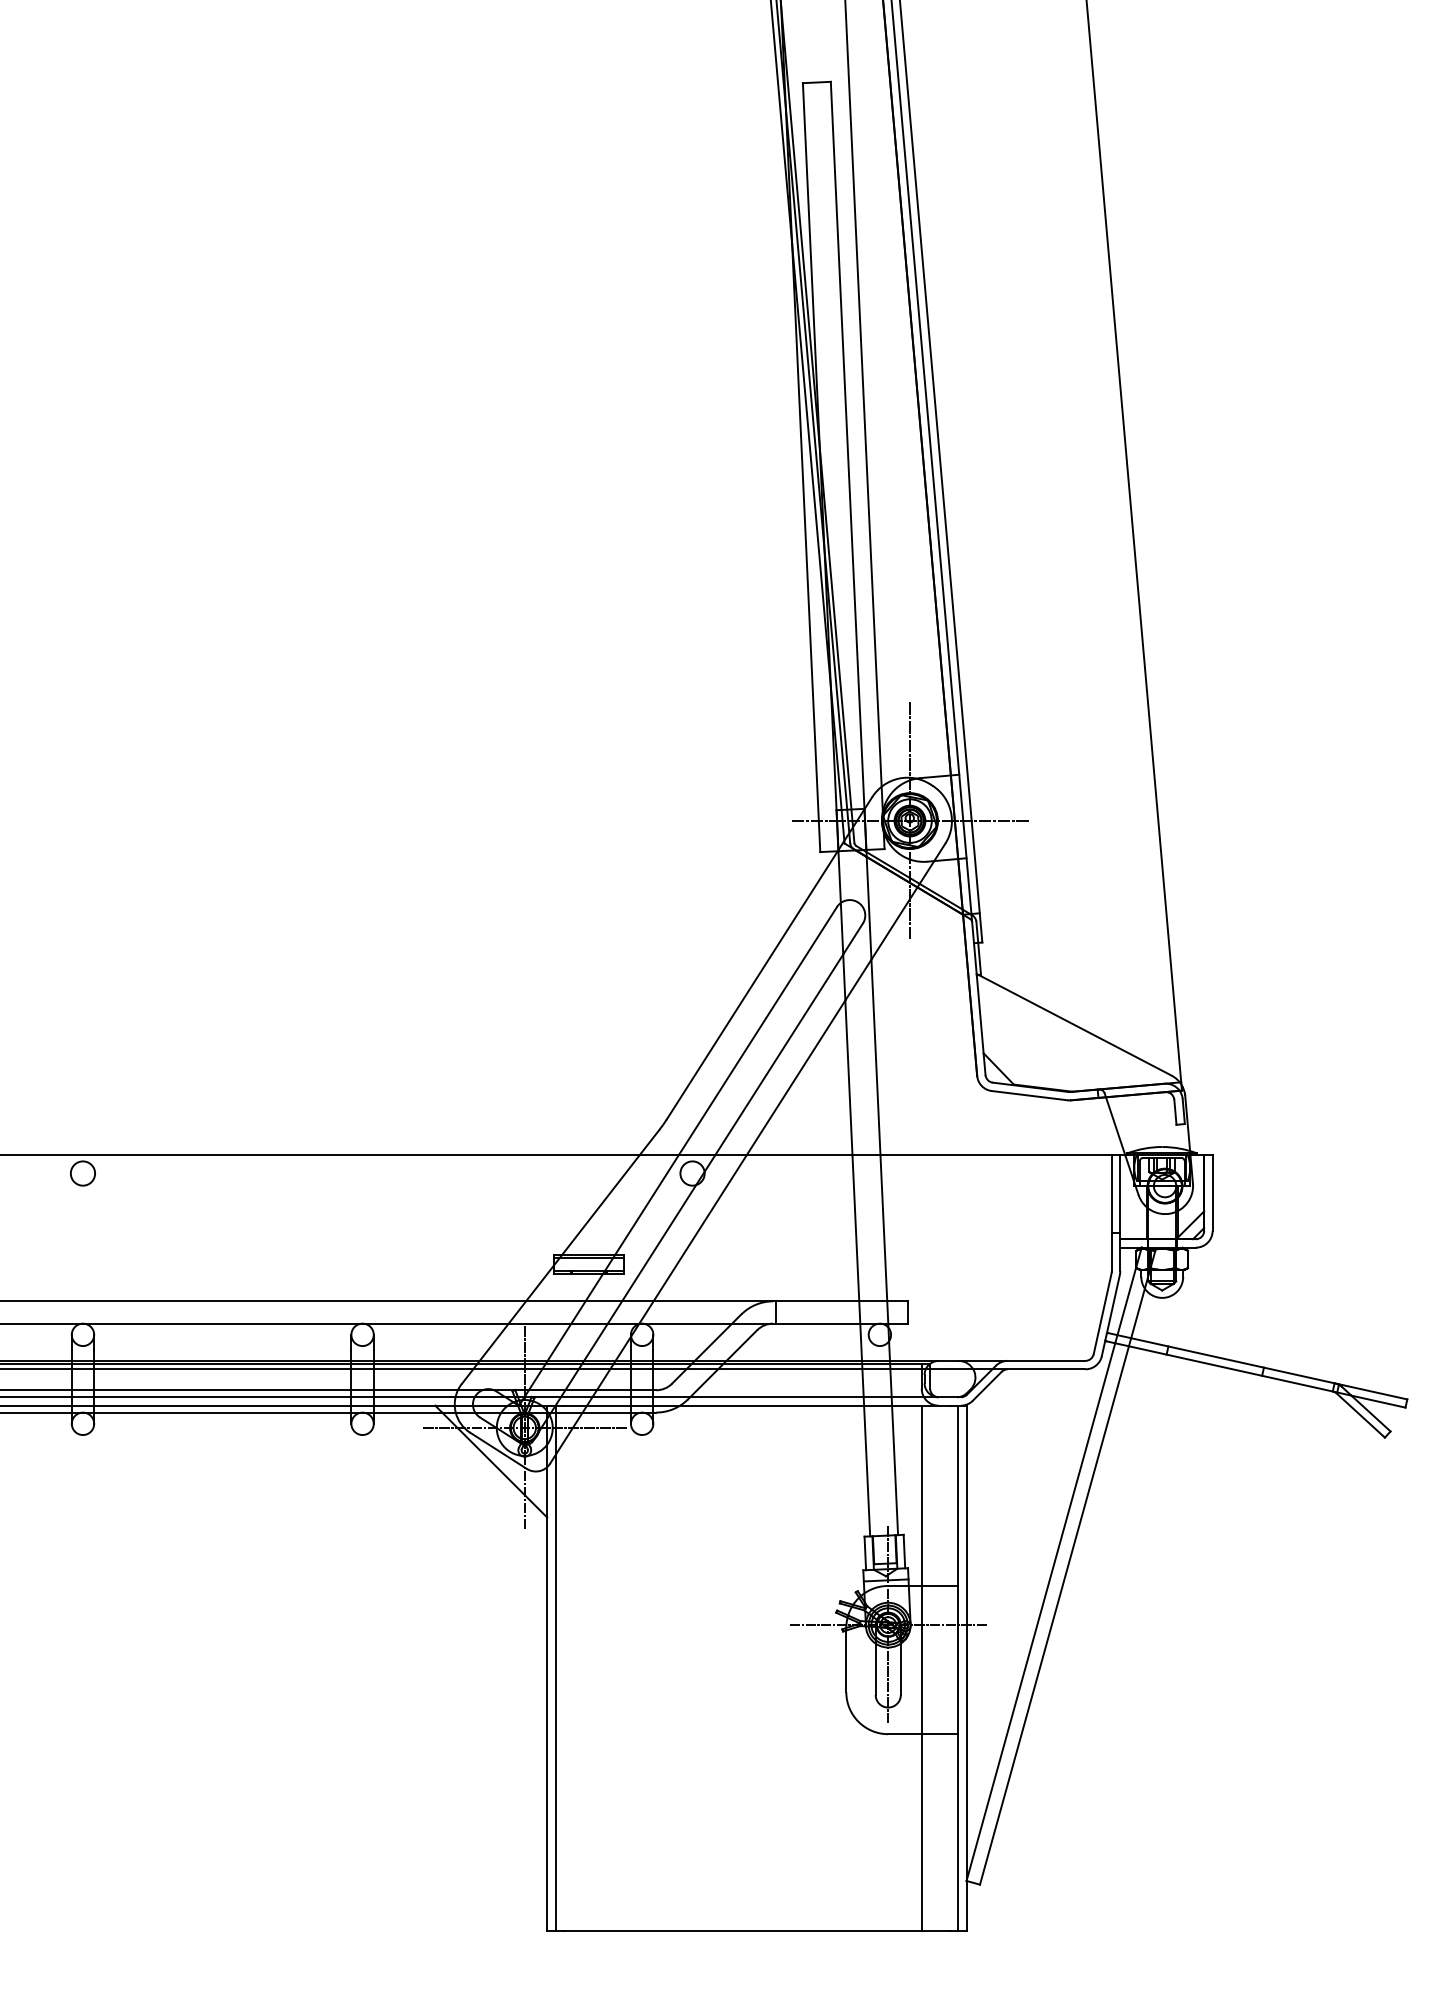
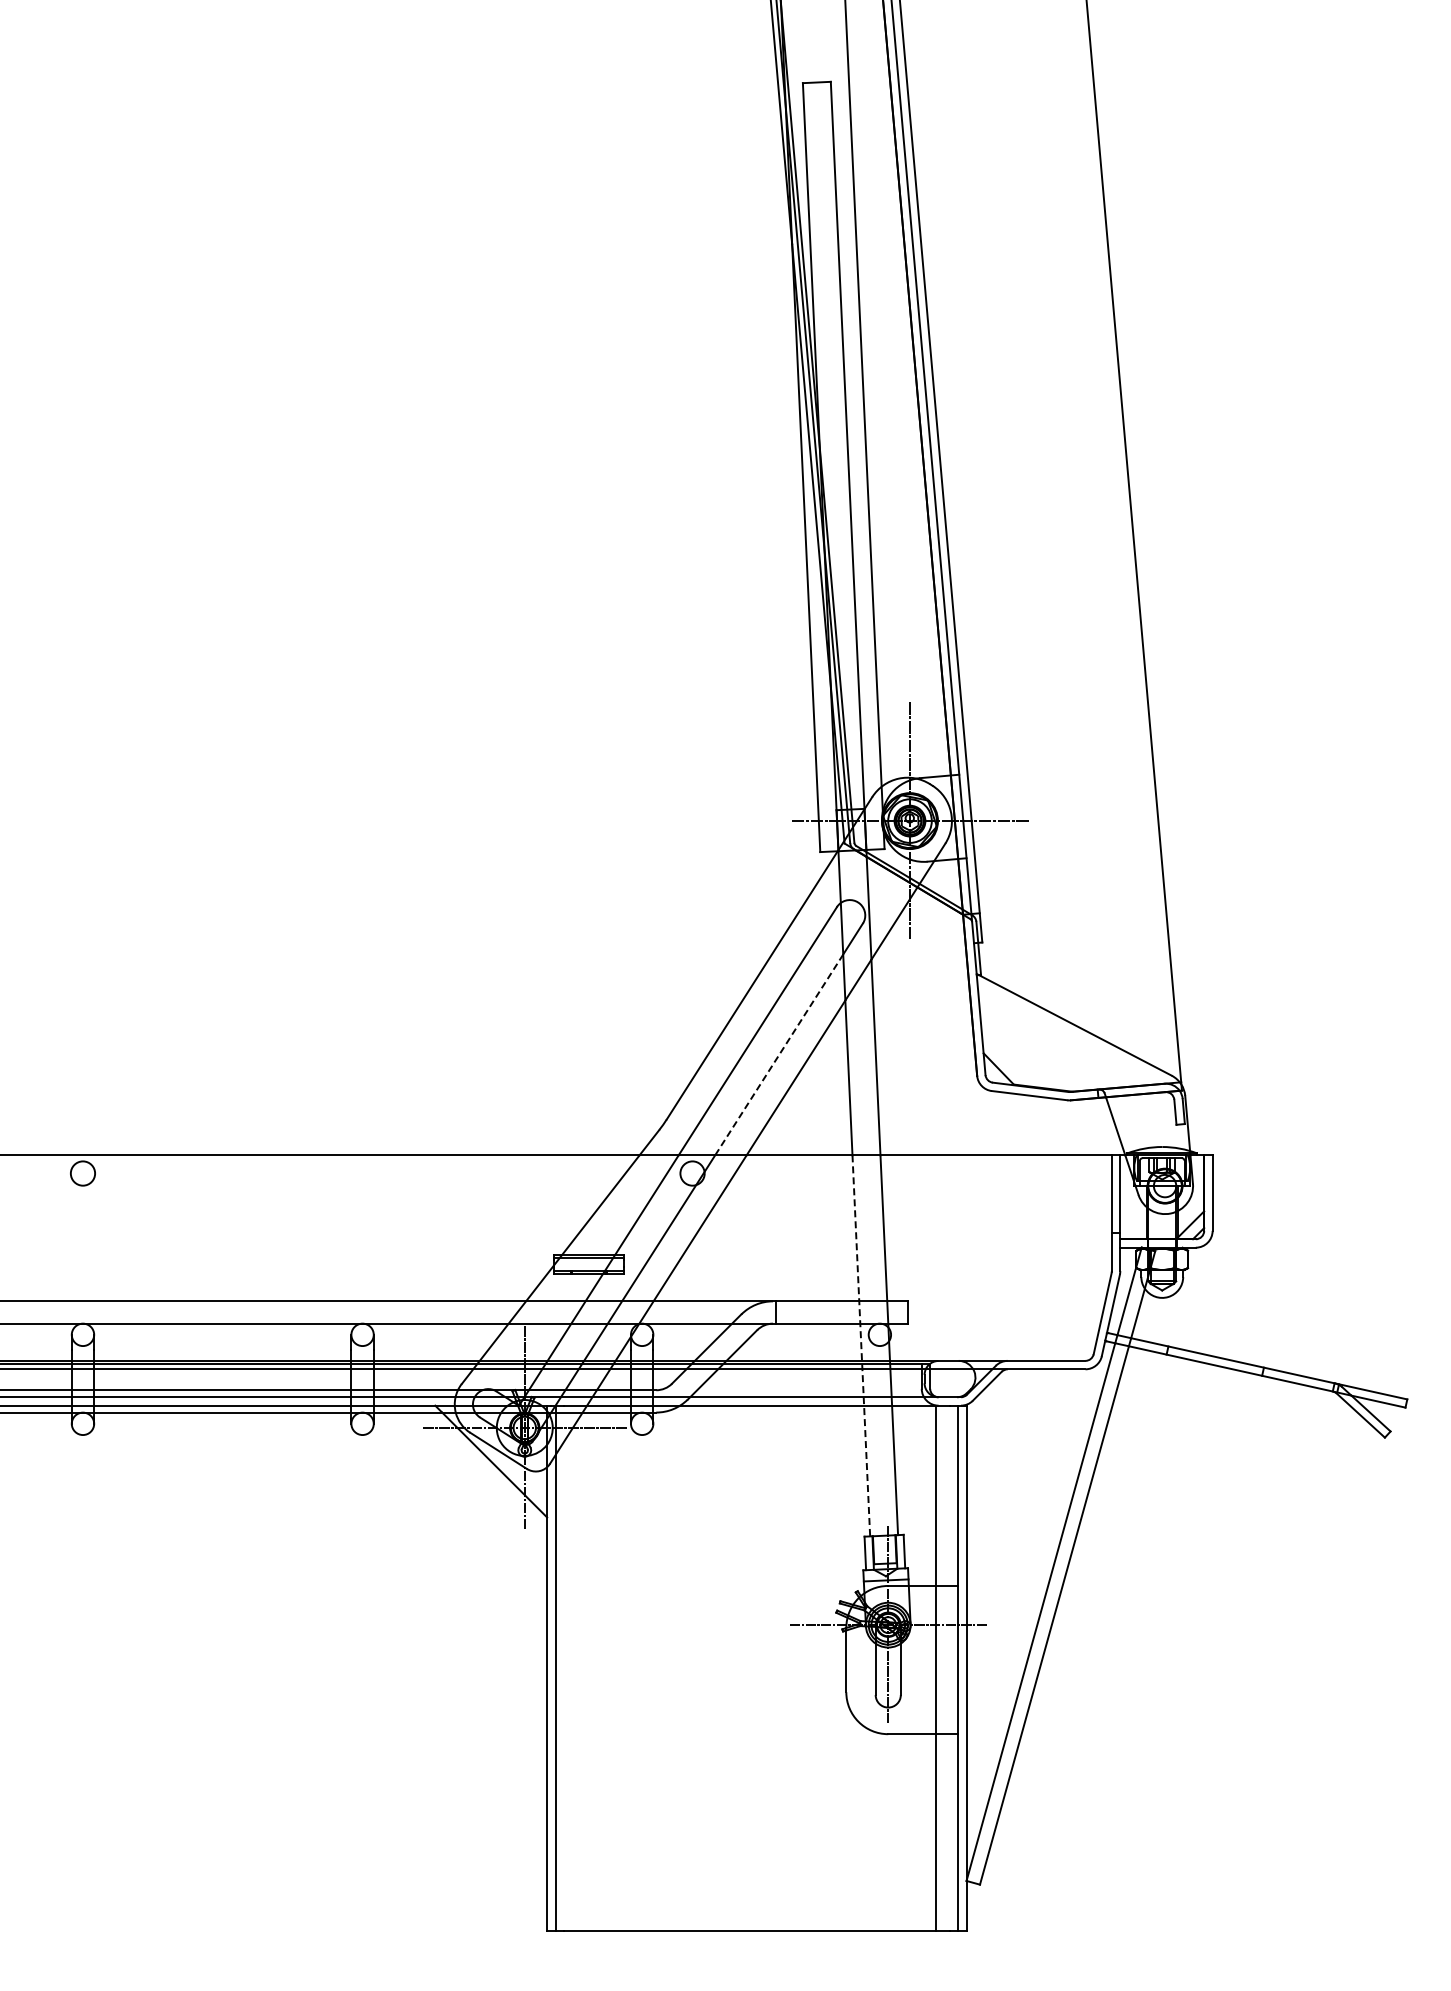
line: solid -> dashed (778, 1055)
line: solid -> dashed (861, 1345)
line position: (921, 1668) -> (935, 1668) (935, 1668)
